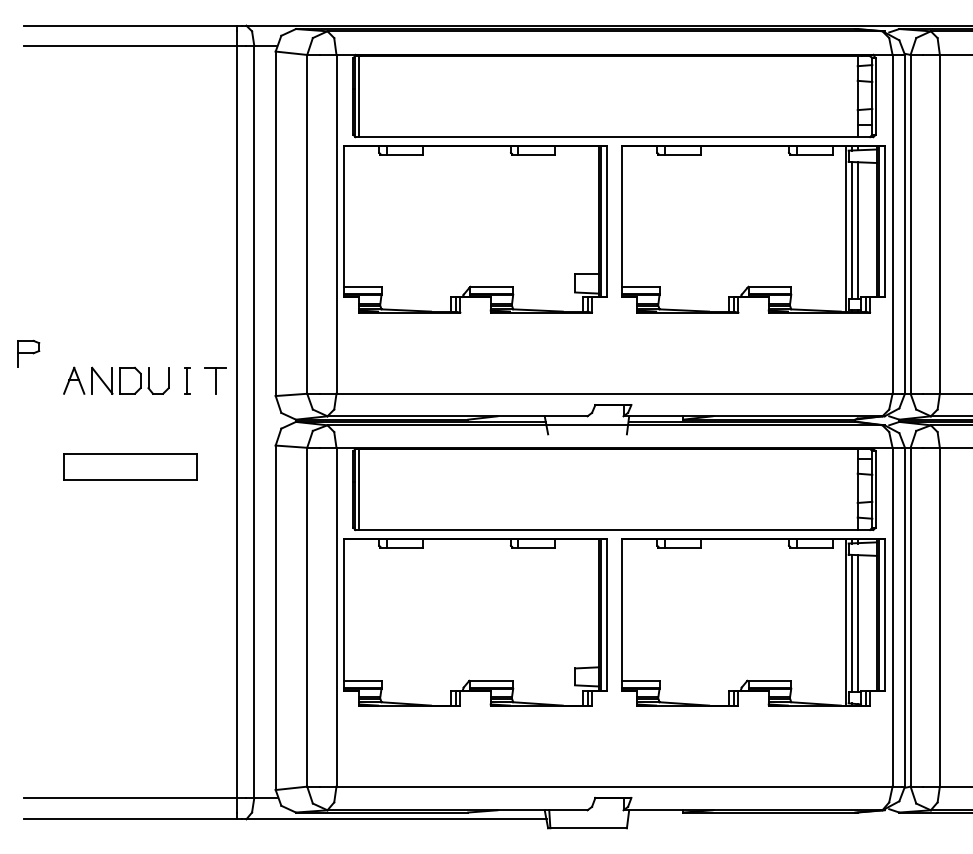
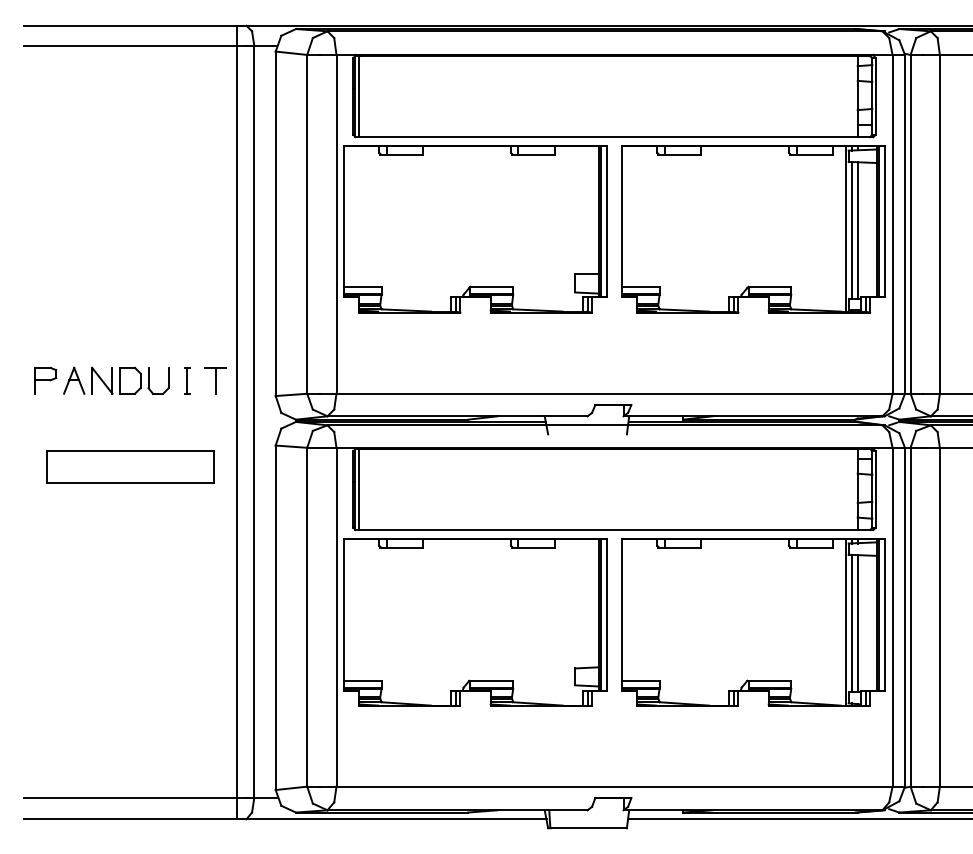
part position: (28, 353) -> (45, 380) (45, 380)
part size: 135x28 px -> 169x34 px (130, 466)
line: none -> present (798, 819)
